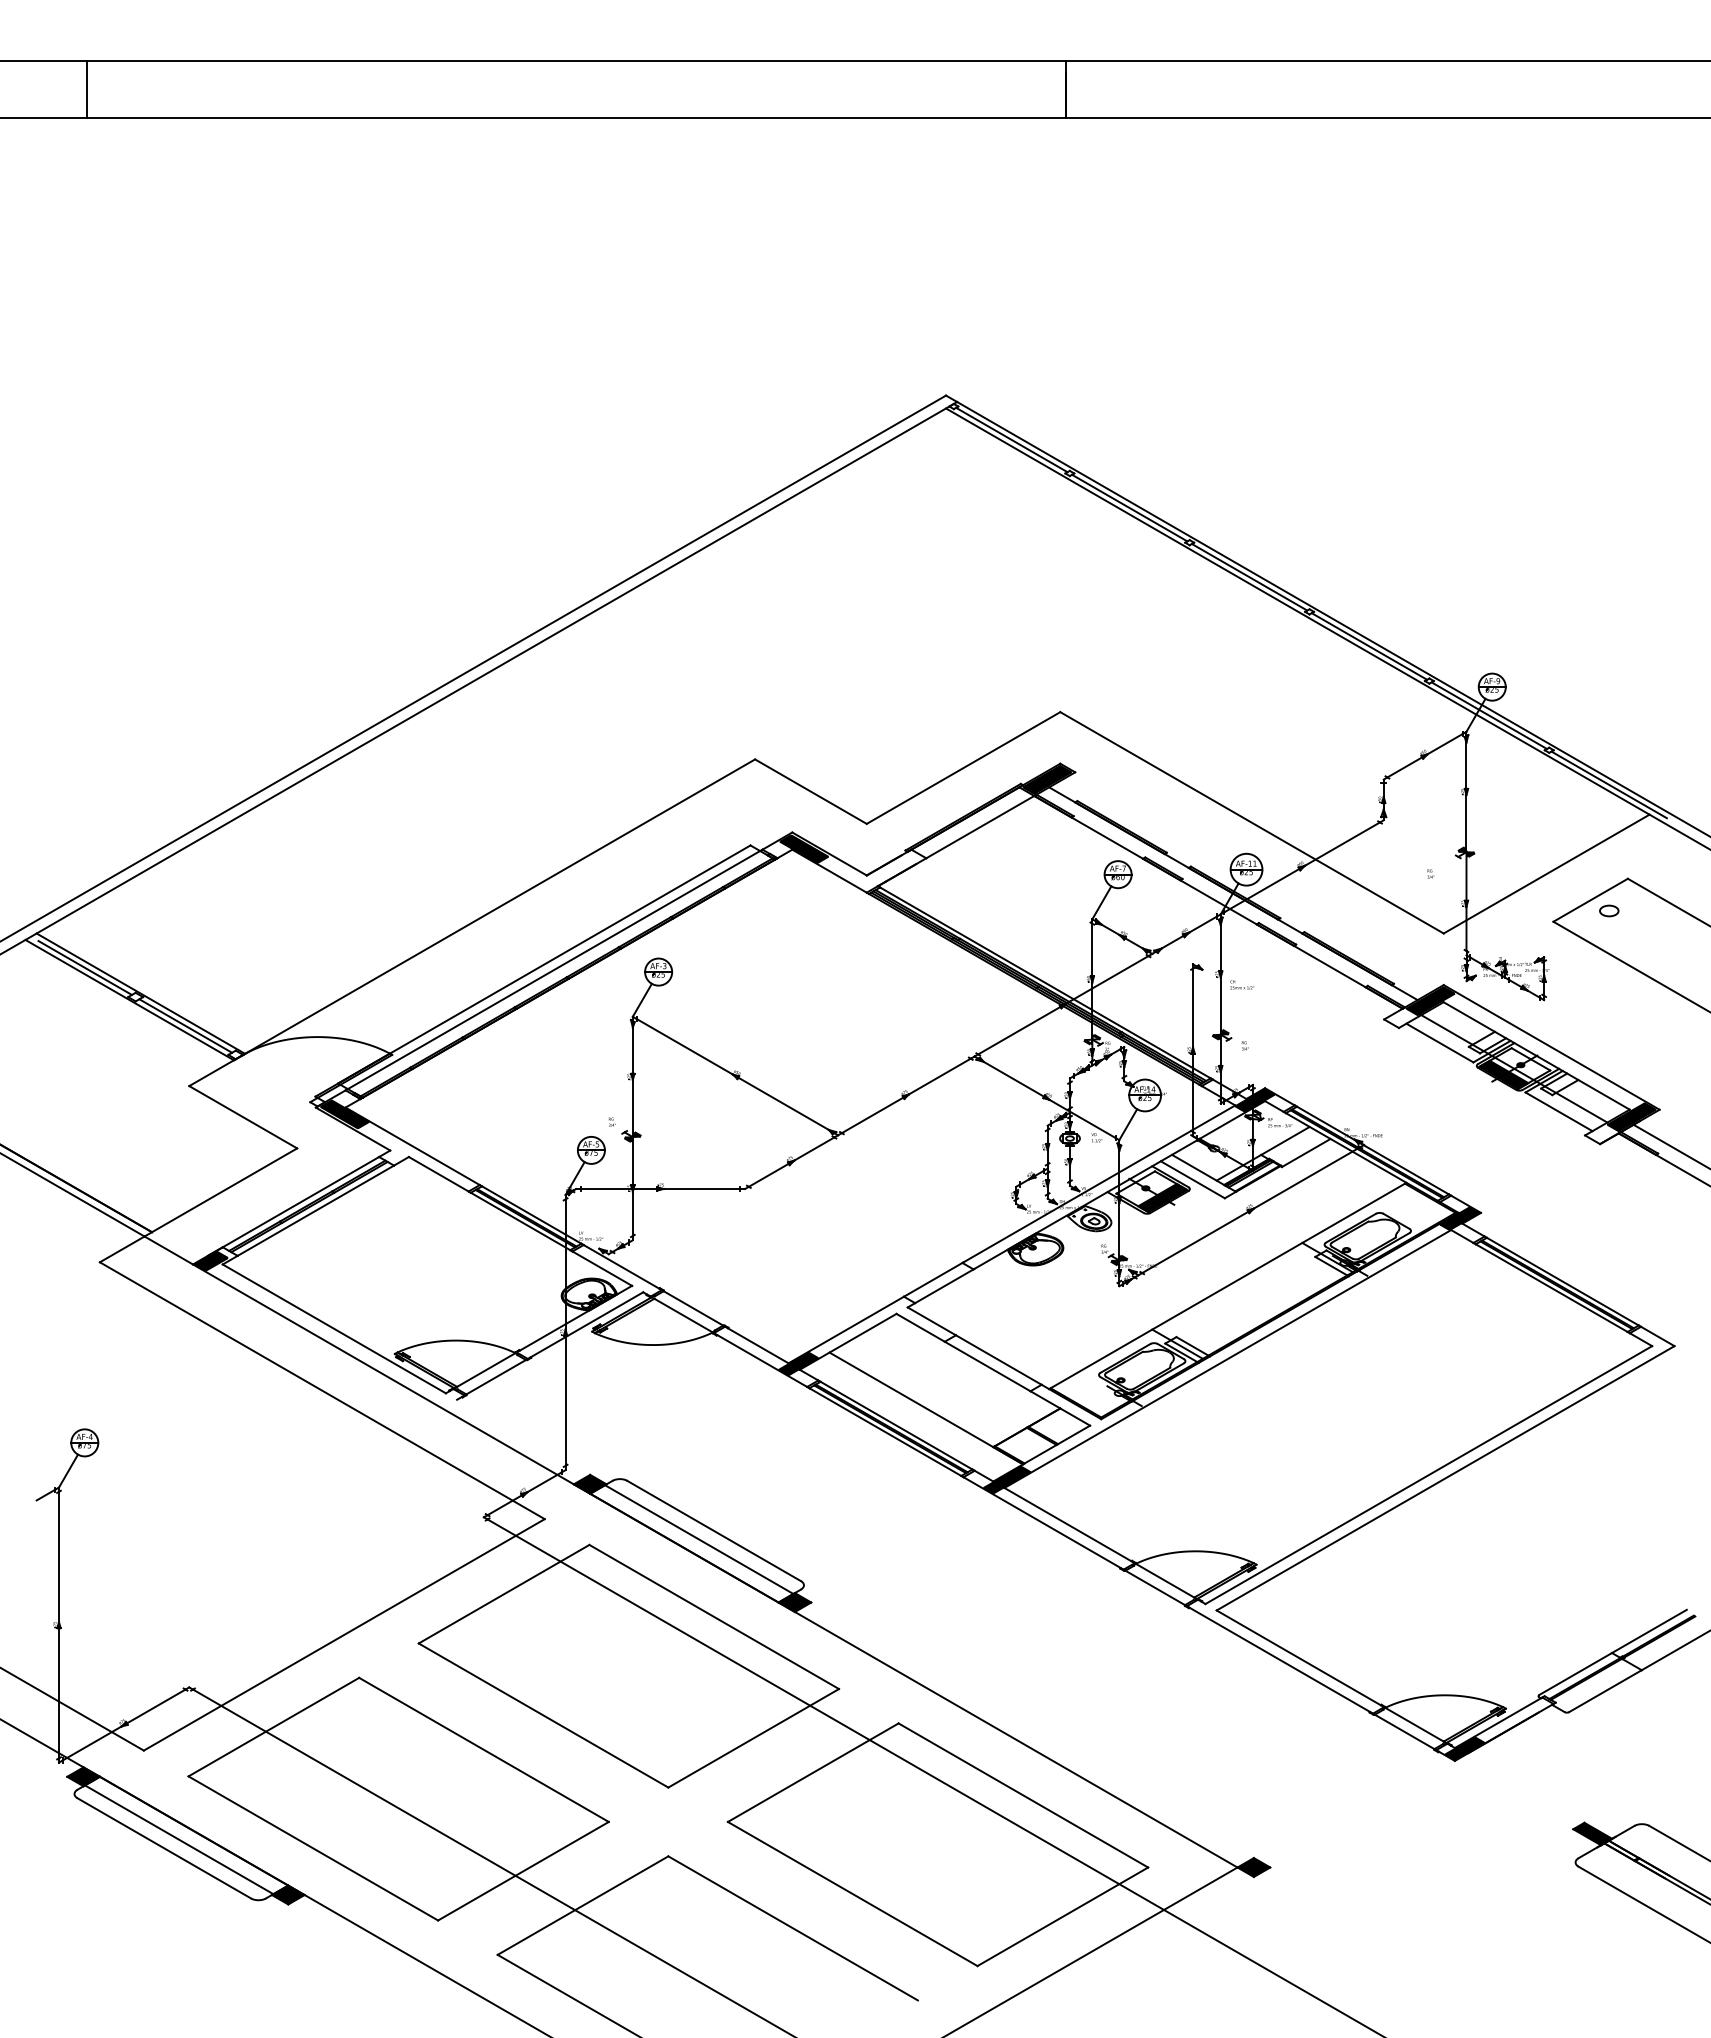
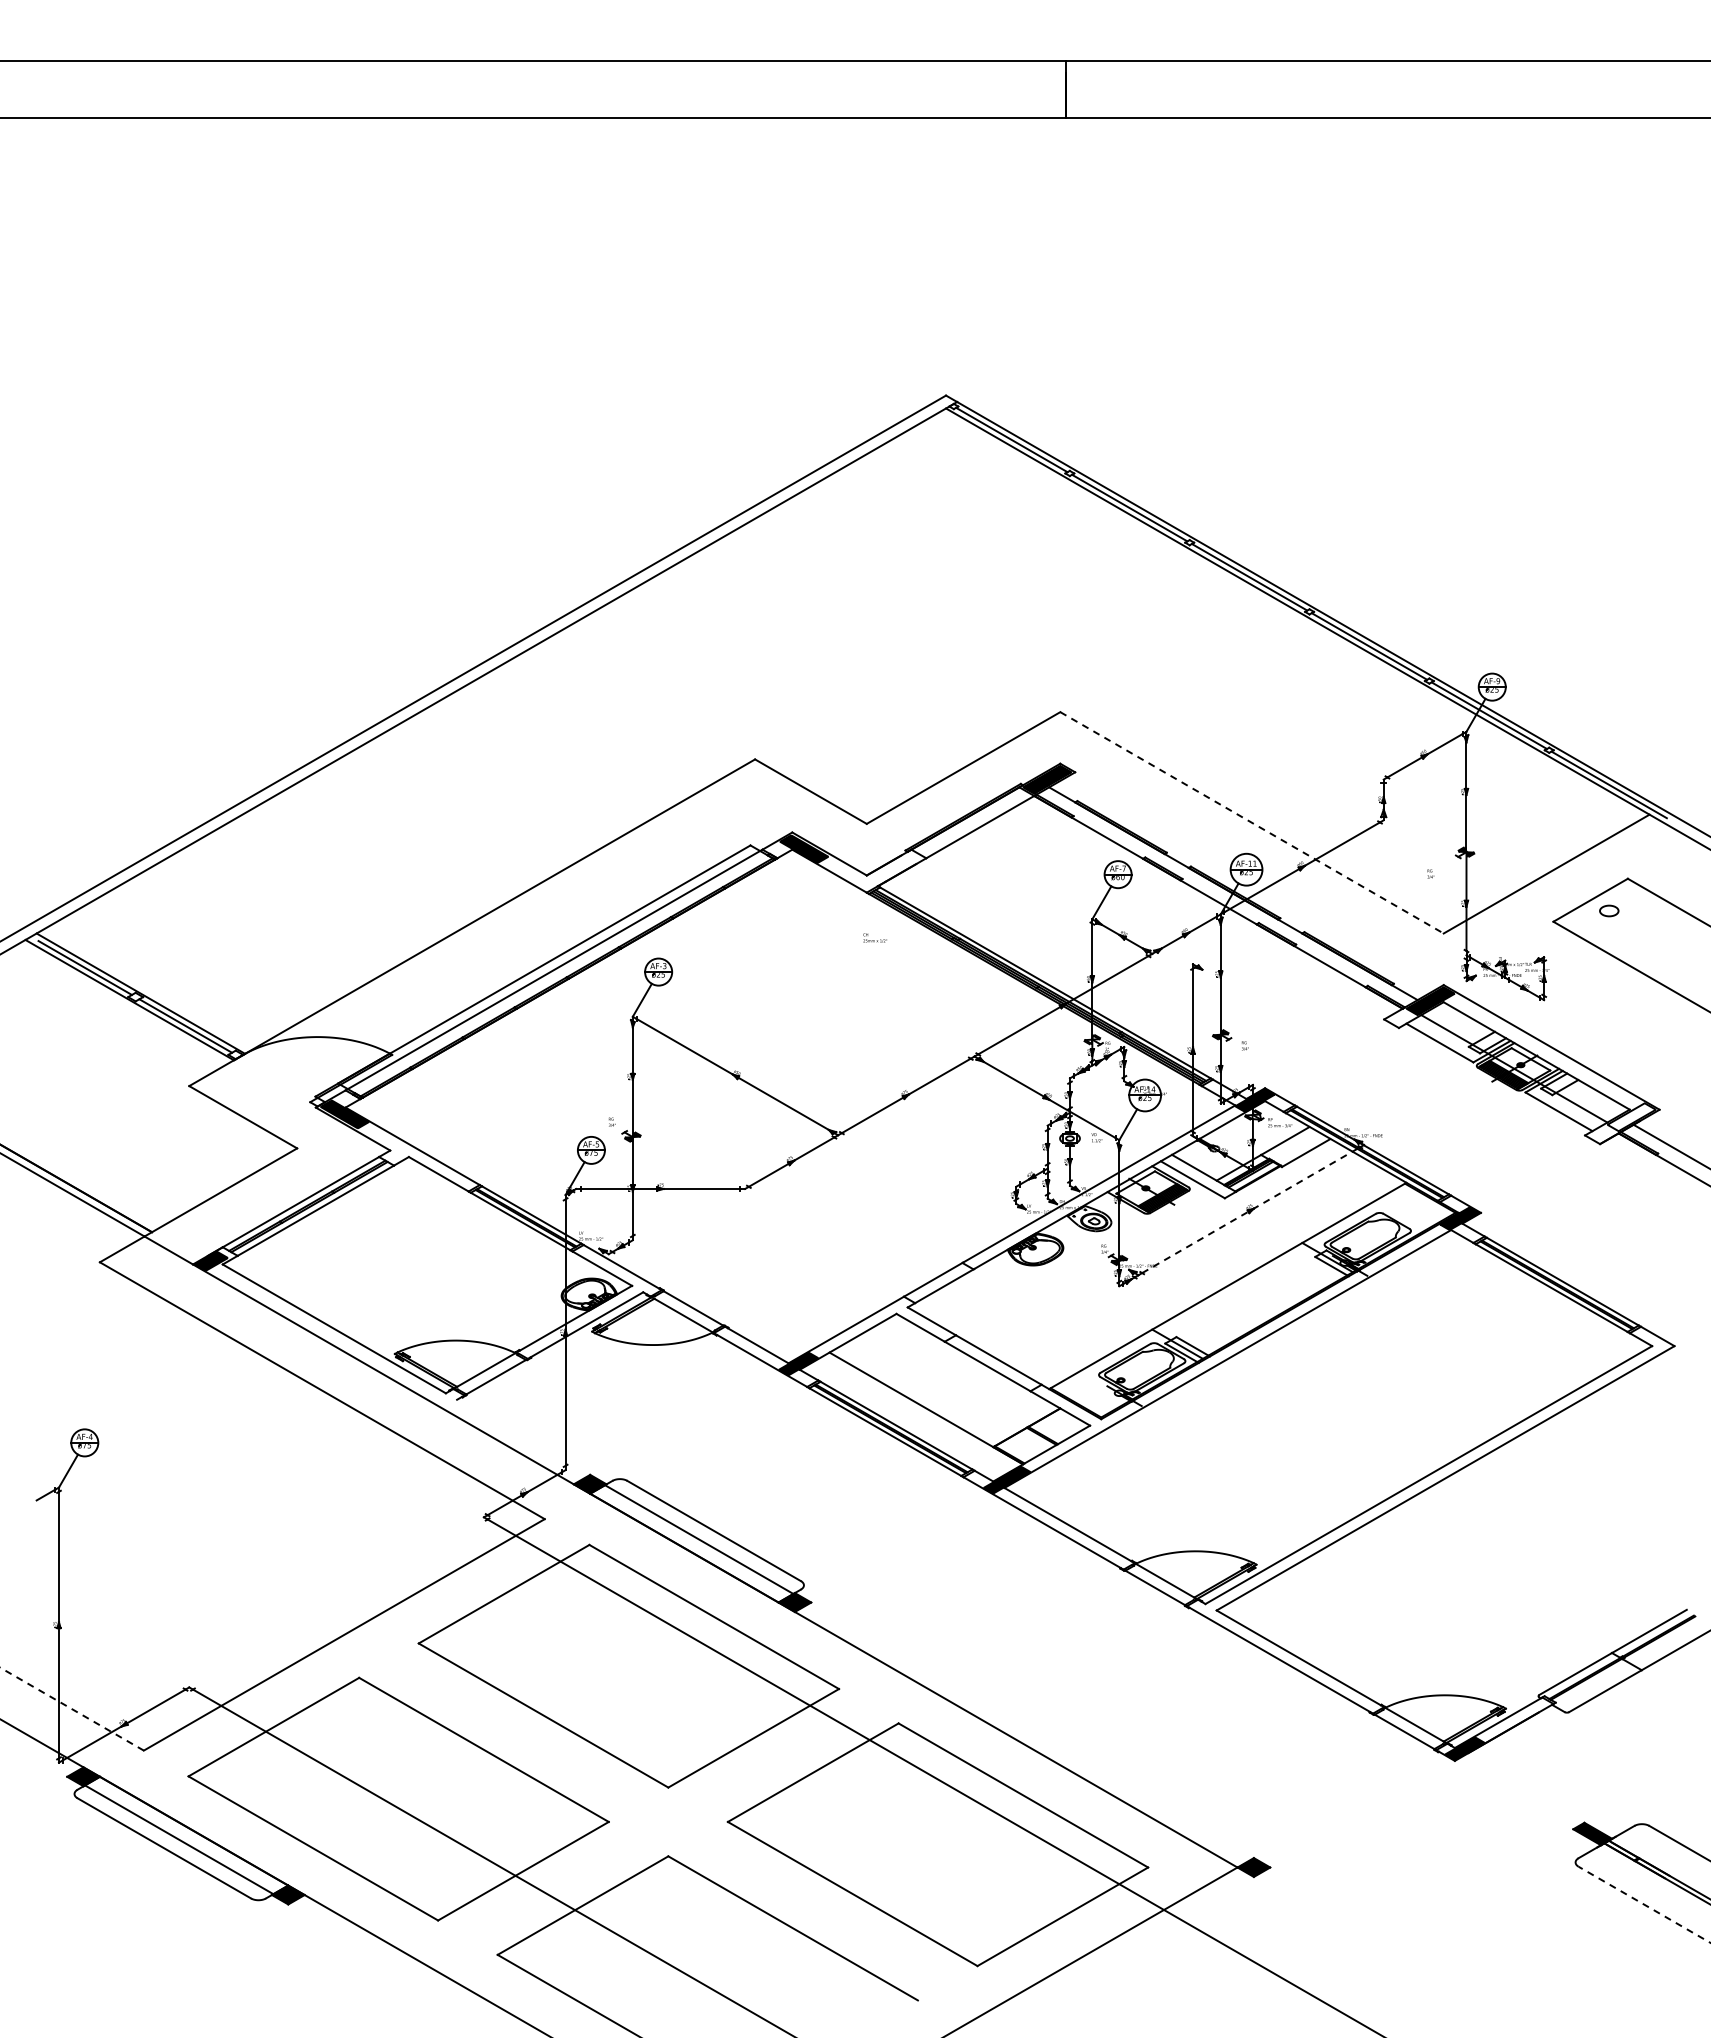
line: present -> none (87, 89)
line: solid -> dashed (1252, 823)
text position: (1241, 984) -> (874, 937) (874, 937)
fill: present -> none (1631, 1117)
line: solid -> dashed (1251, 1210)
line: solid -> dashed (72, 1709)
line: solid -> dashed (1644, 1904)
